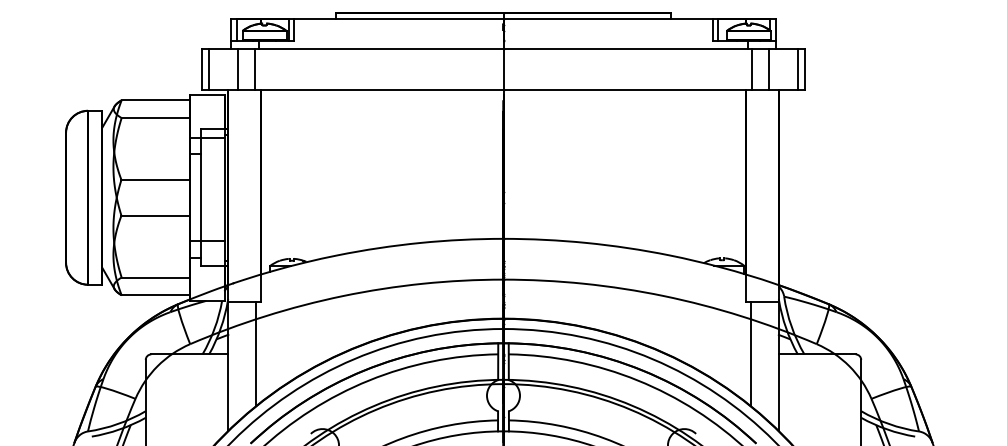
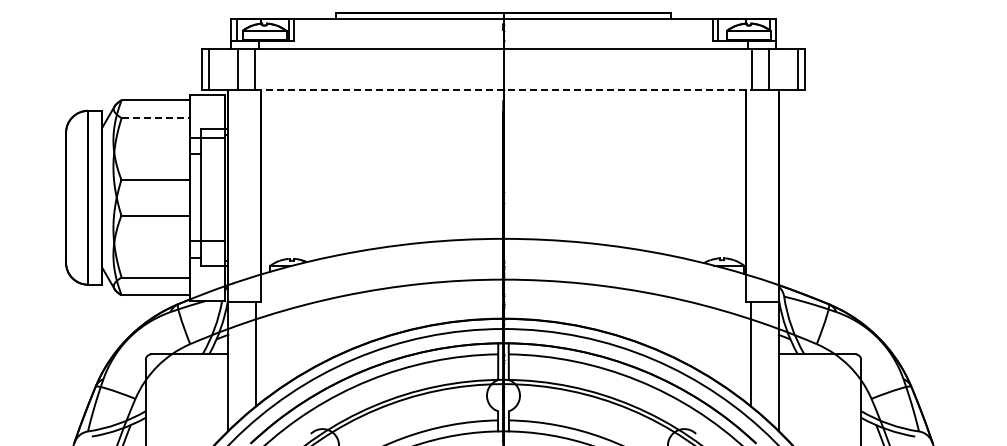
line: solid -> dashed (503, 90)
line: solid -> dashed (156, 118)
